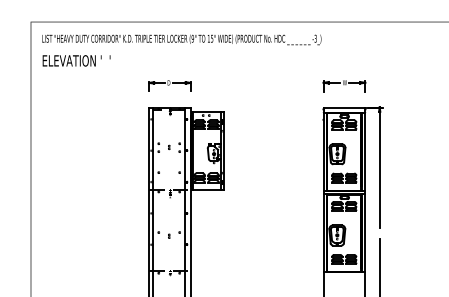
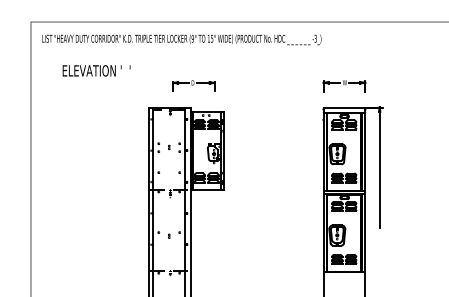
text position: (76, 60) -> (96, 70) (96, 70)
part position: (169, 85) -> (193, 85) (193, 85)
line: present -> none (379, 265)
